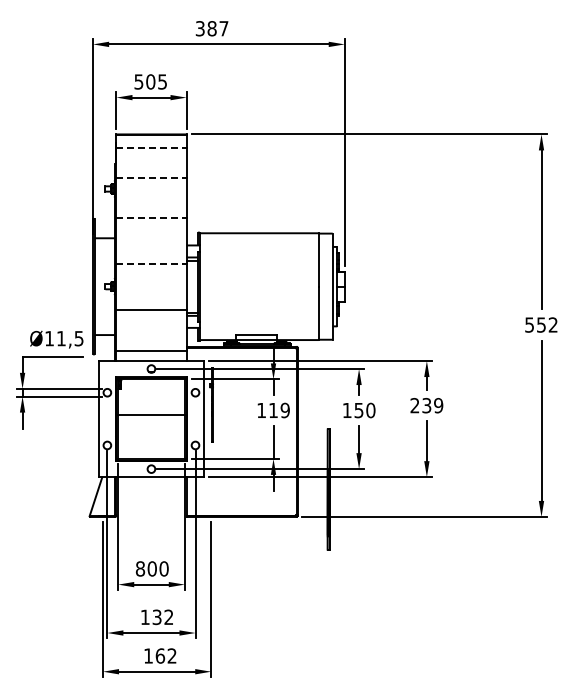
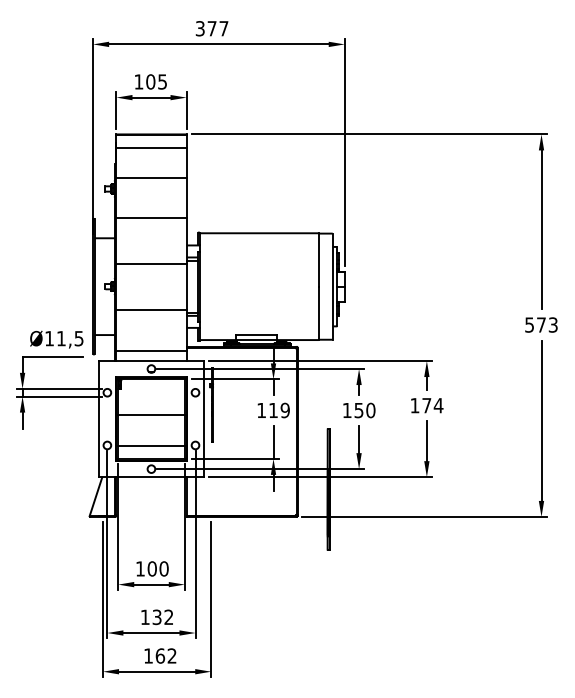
text: 387 -> 377 (211, 28)
text: 505 -> 105 (138, 81)
line: dashed -> solid (152, 148)
line: dashed -> solid (152, 178)
line: dashed -> solid (152, 218)
line: dashed -> solid (152, 263)
text: 552 -> 573 (547, 324)
text: 239 -> 174 (426, 405)
line: none -> present (151, 445)
text: 800 -> 100 (140, 568)
